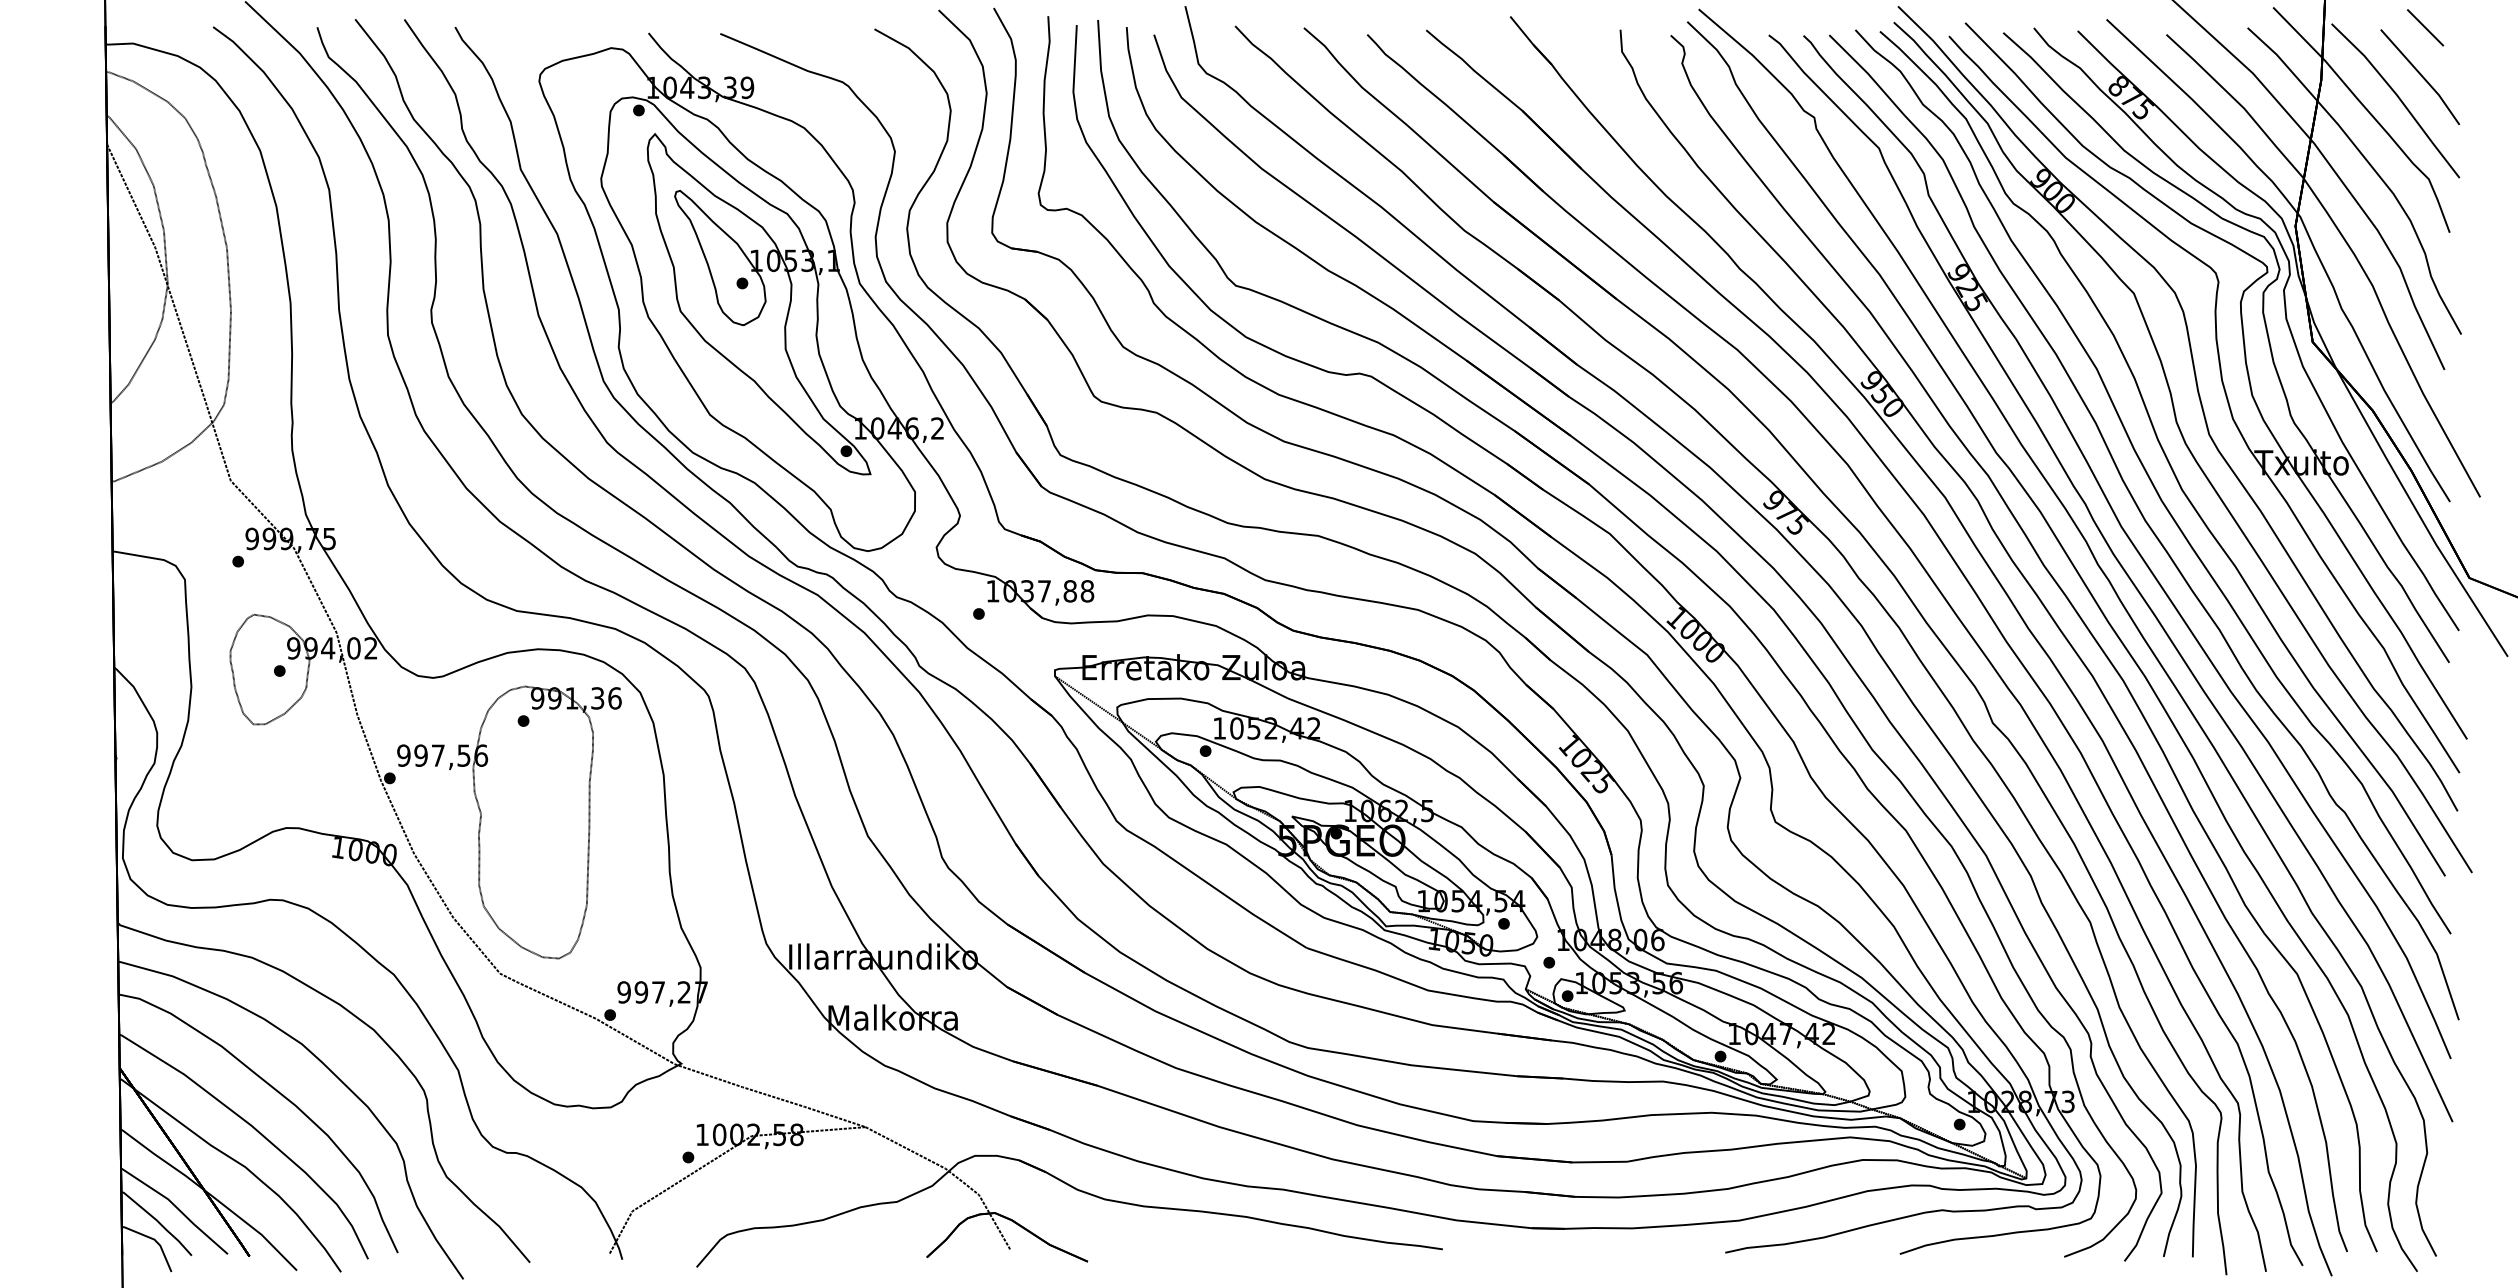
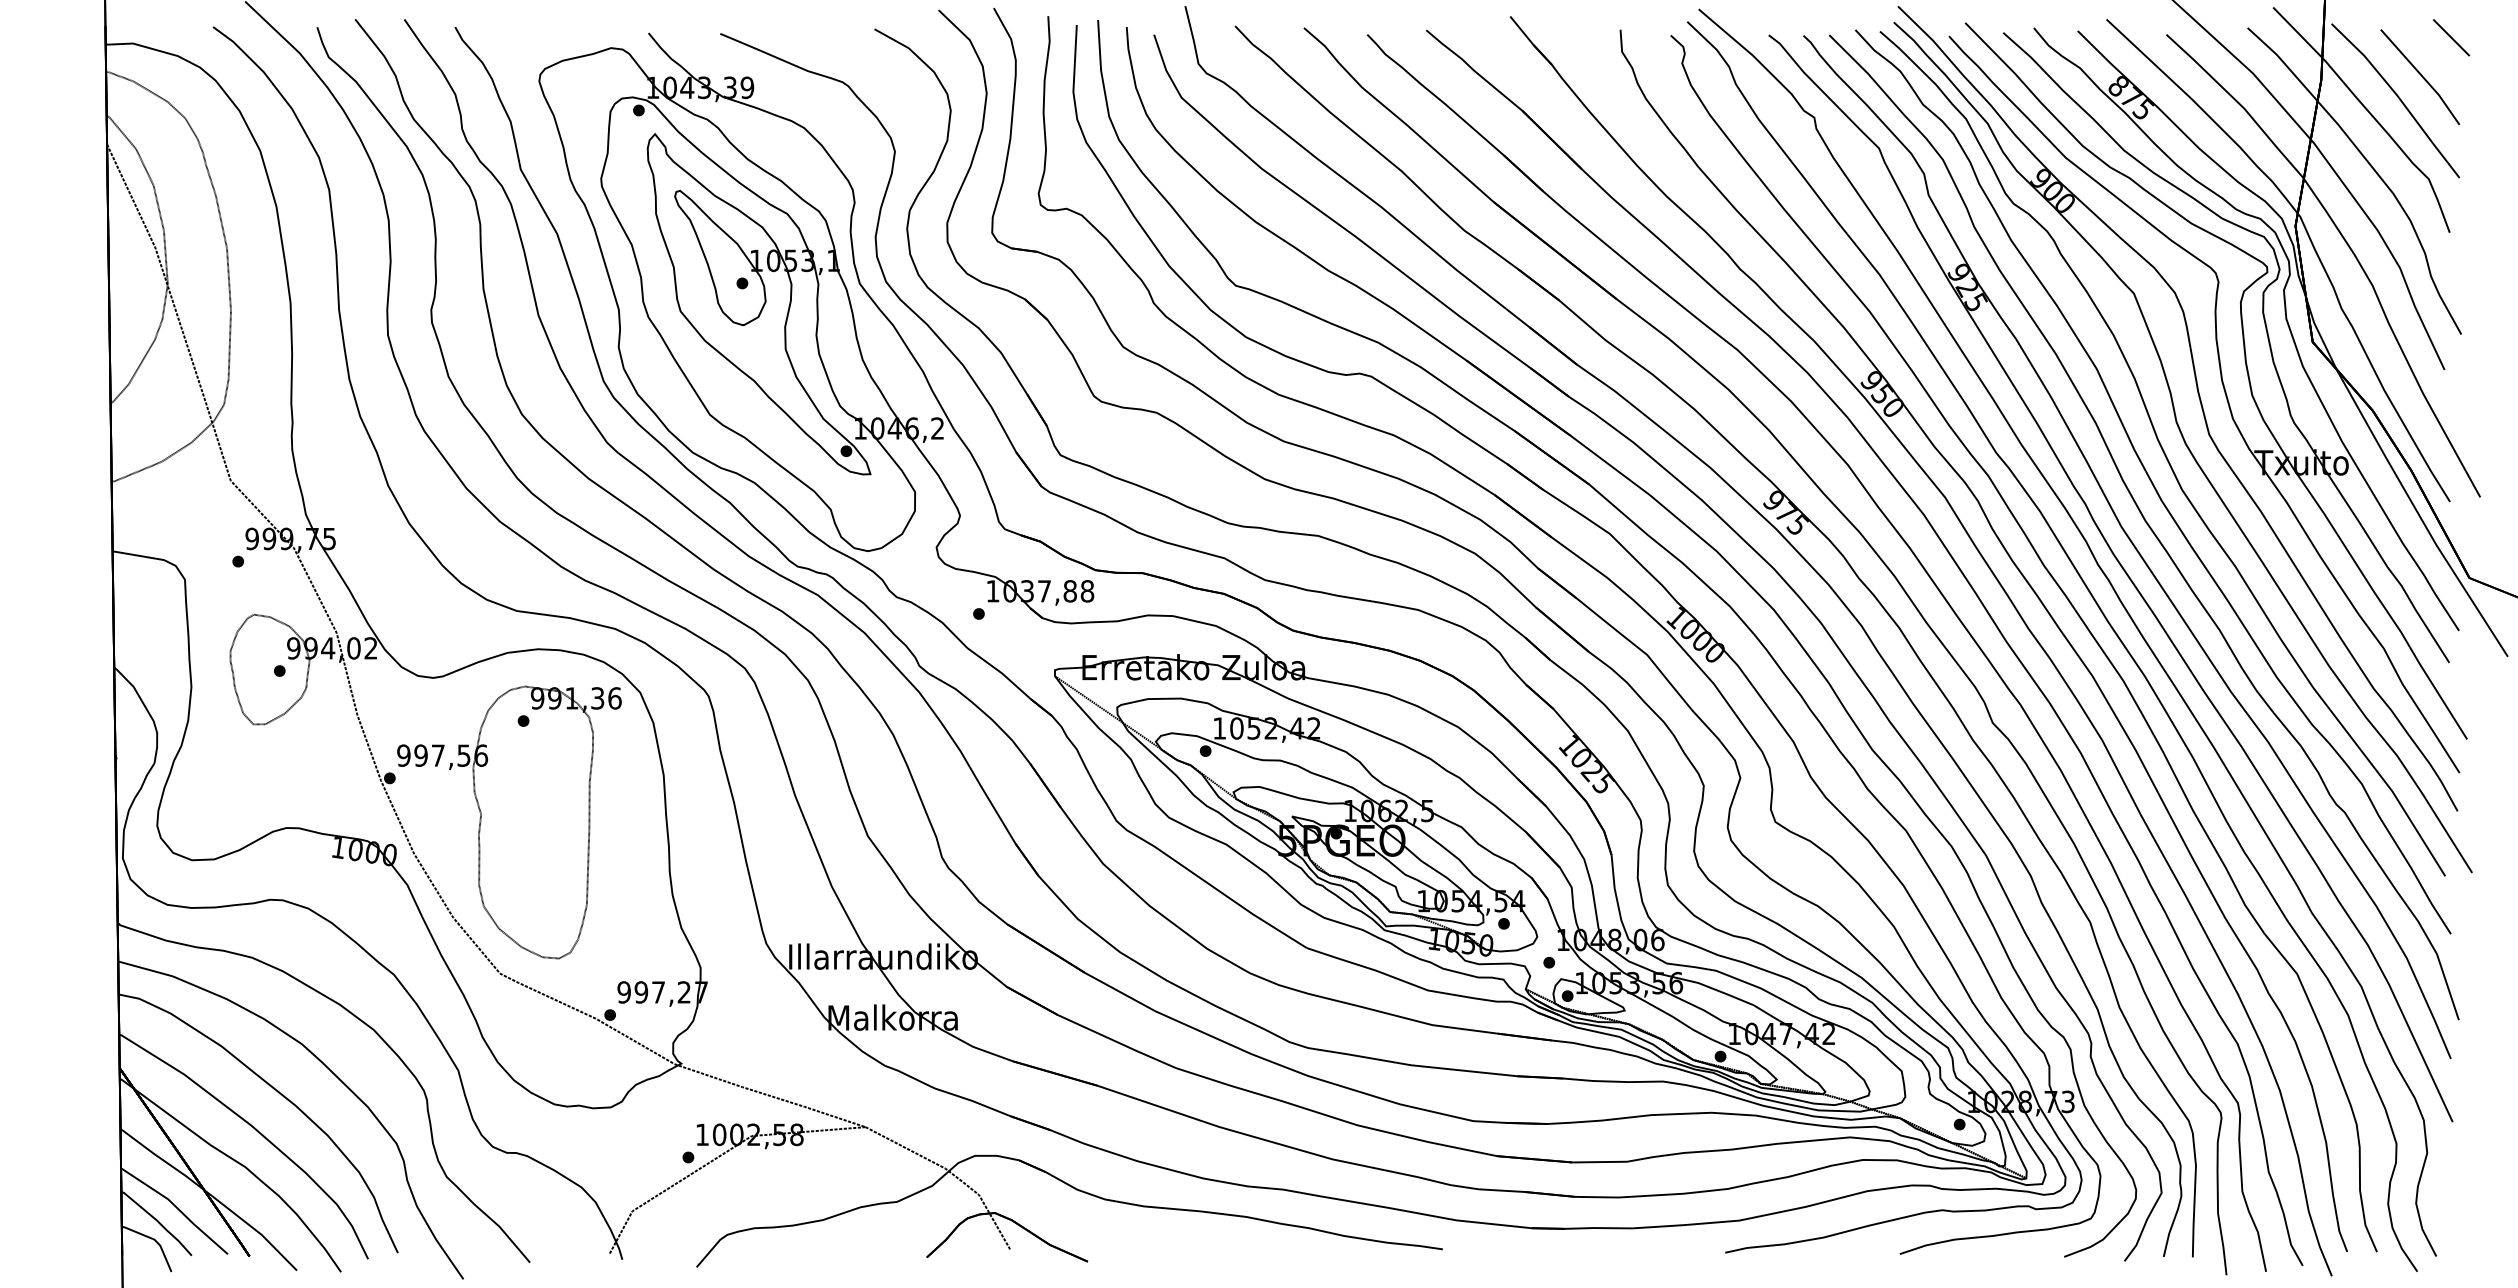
line position: (2425, 27) -> (2451, 37) (2451, 37)
